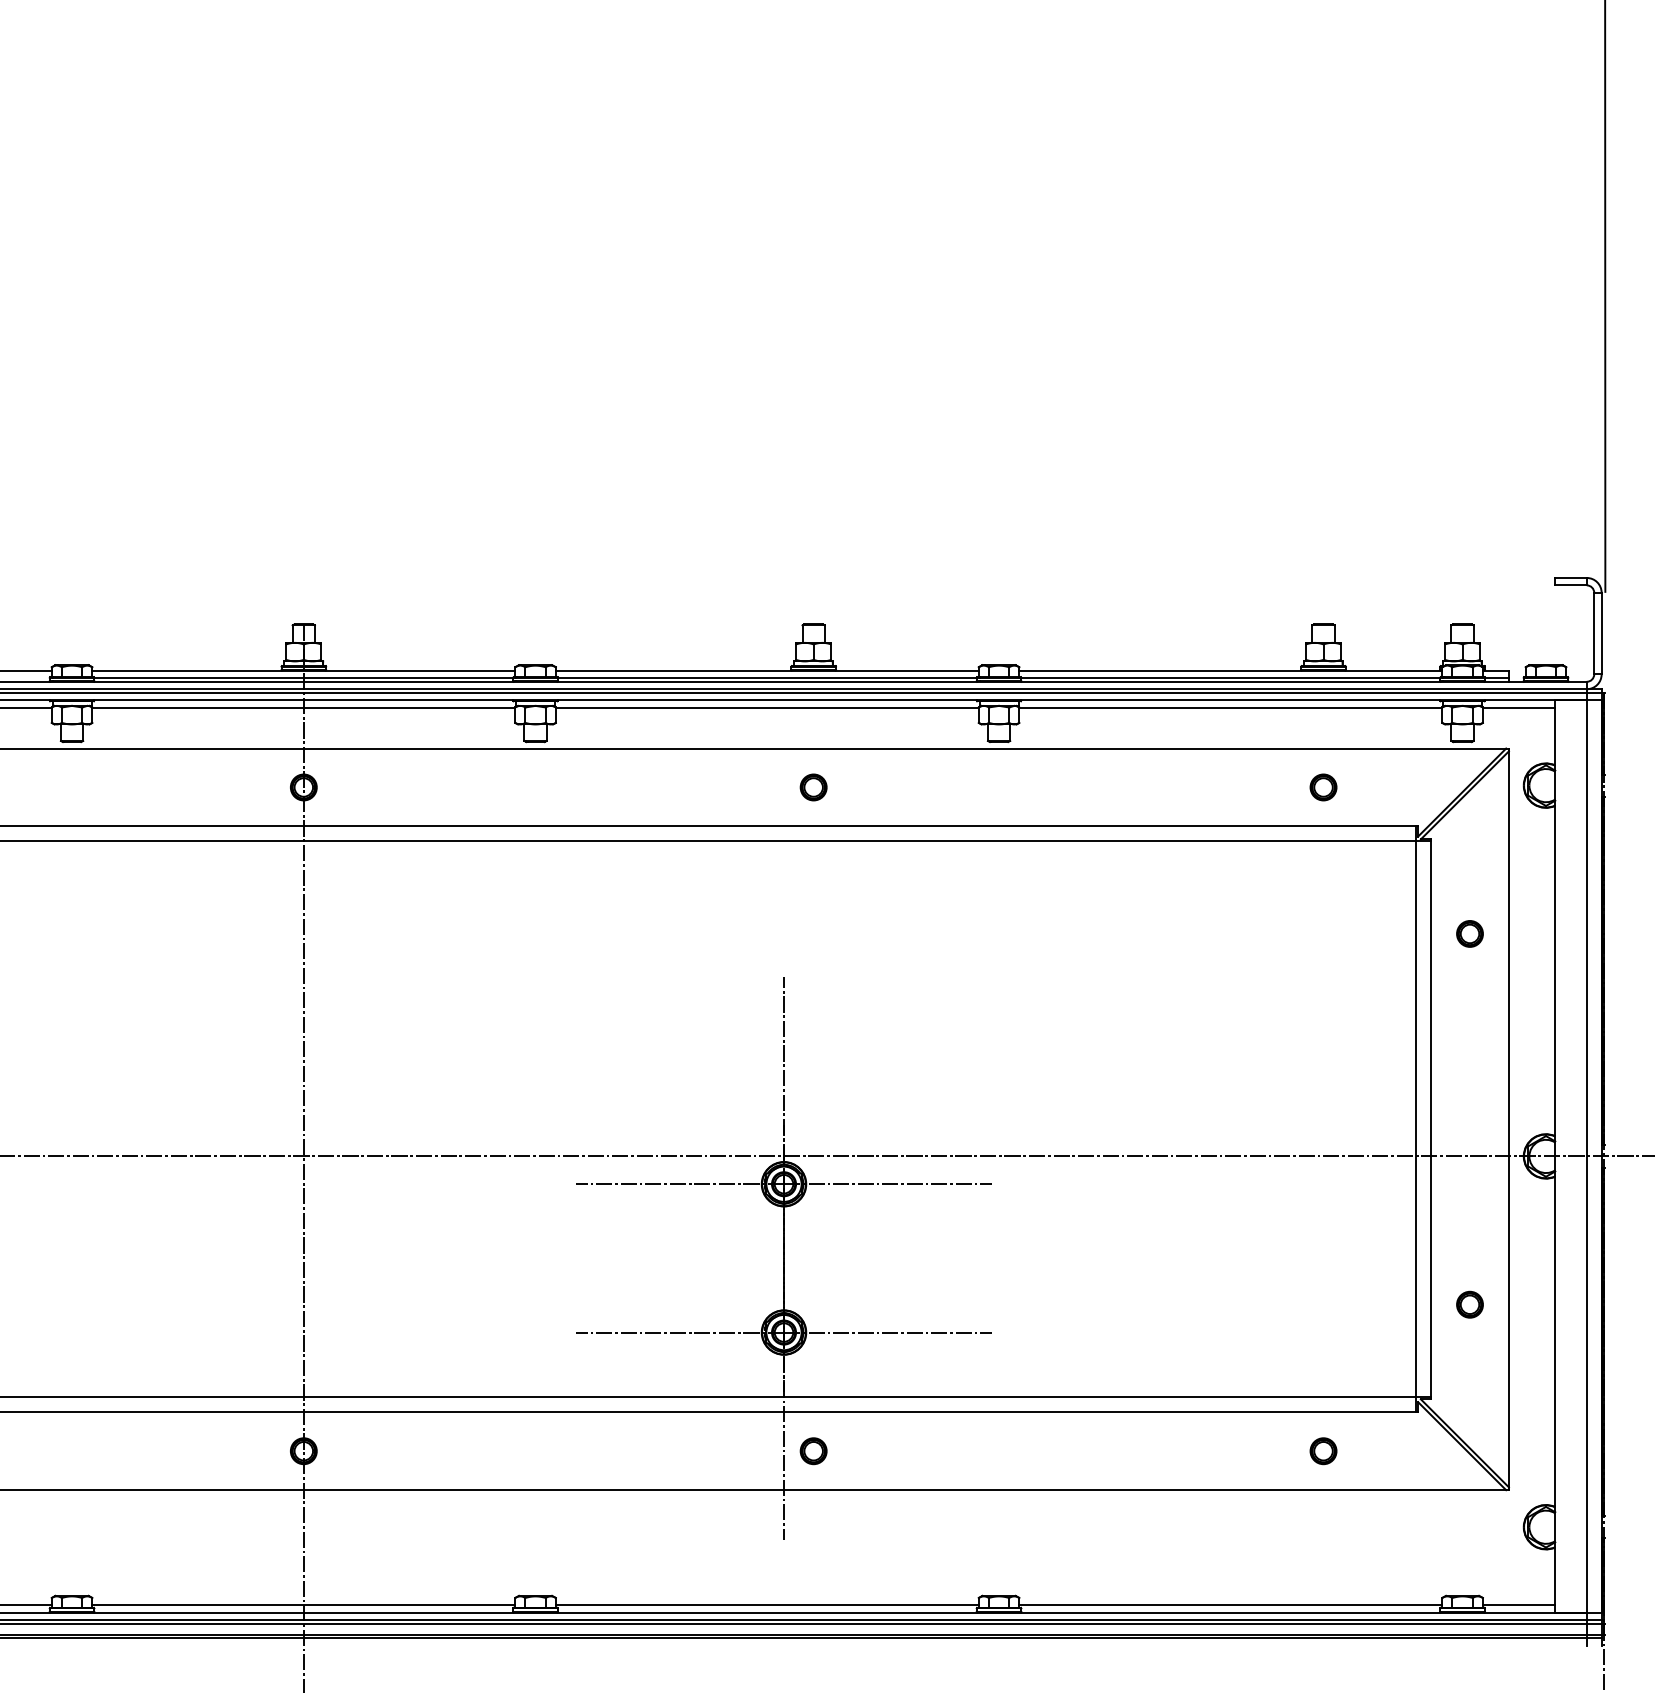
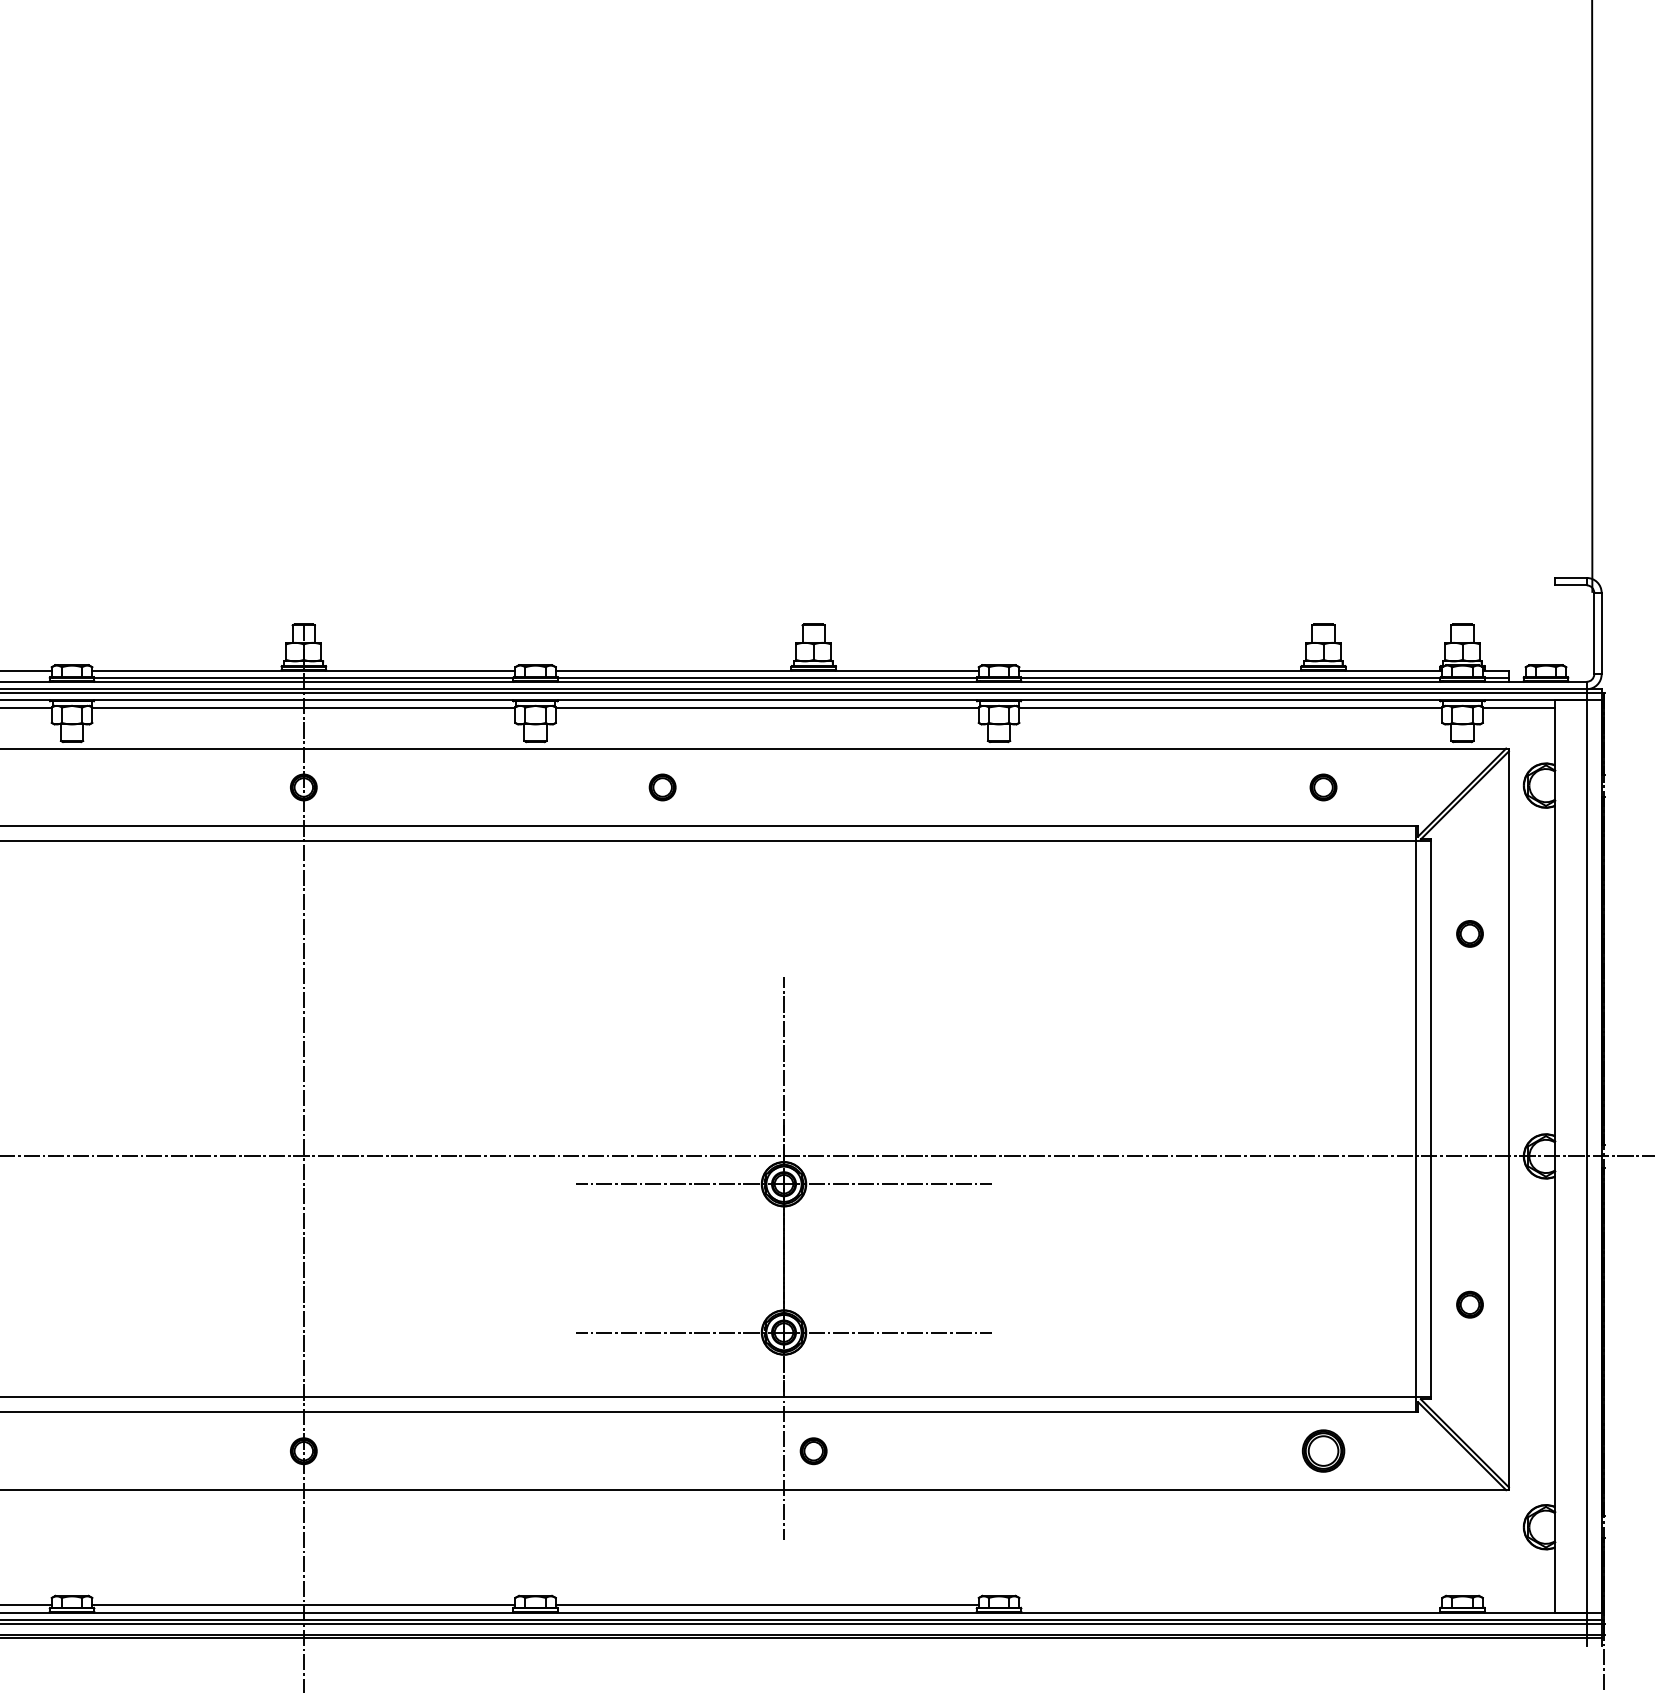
line position: (1605, 296) -> (1592, 296) (1592, 296)
part position: (813, 787) -> (662, 787) (662, 787)
part size: 29x29 px -> 45x44 px (1323, 1450)
line: present -> none (1230, 1605)
line: present -> none (1518, 1605)
